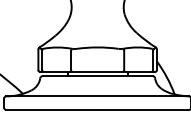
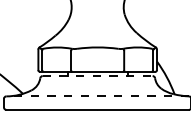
line: solid -> dashed (97, 76)
line: solid -> dashed (97, 96)
